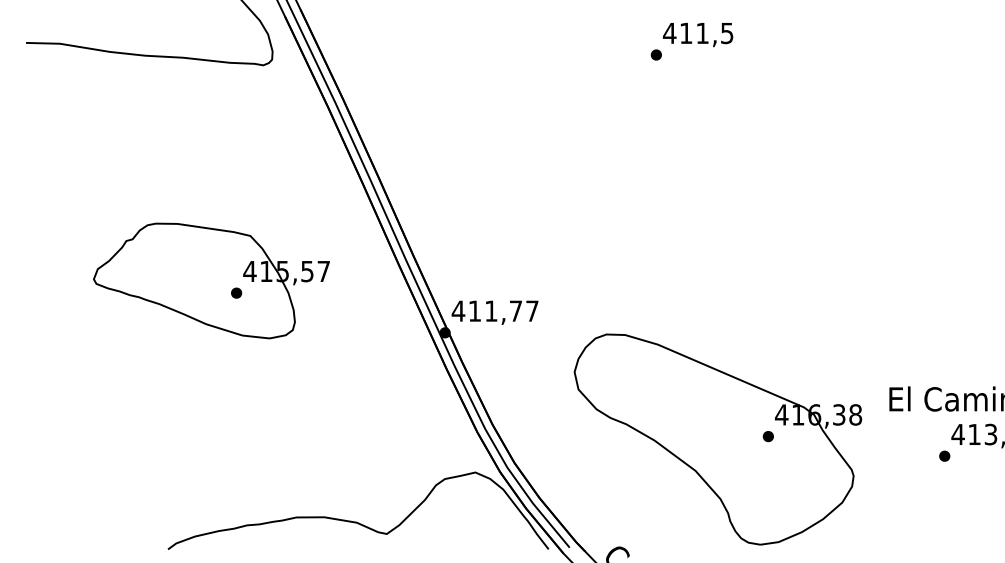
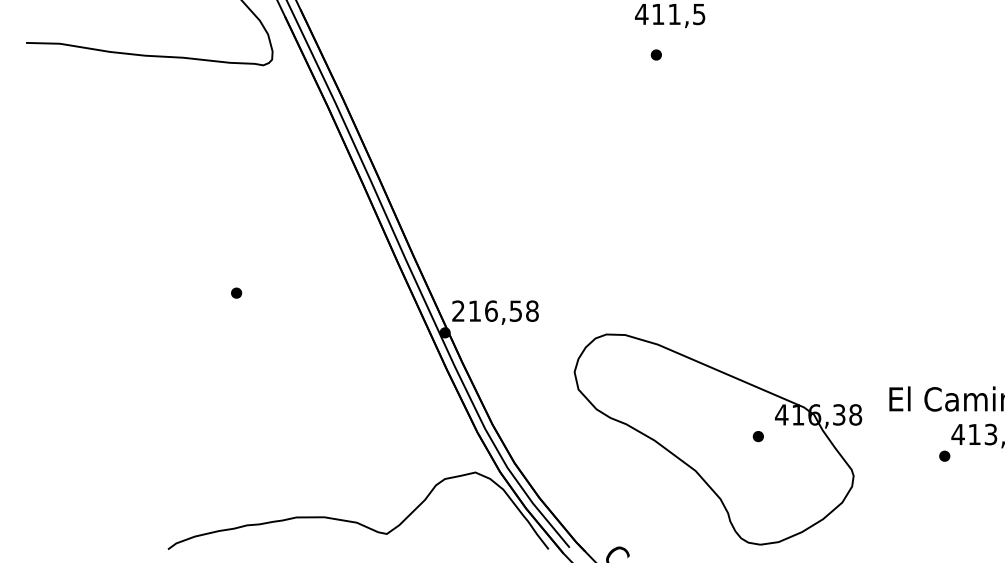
text position: (698, 35) -> (670, 16) (670, 16)
part: present -> none (211, 280)
text: 411,77 -> 216,58 (494, 310)
part position: (767, 436) -> (757, 436) (757, 436)
